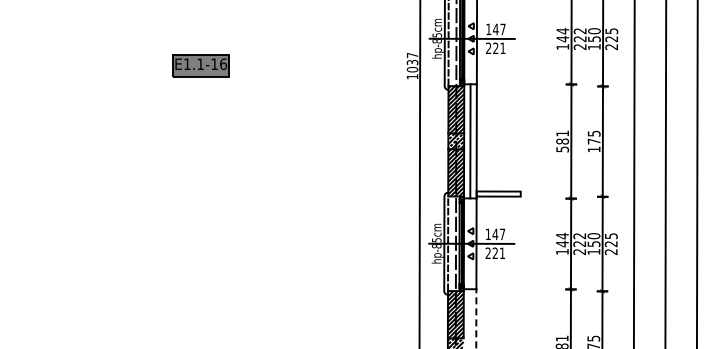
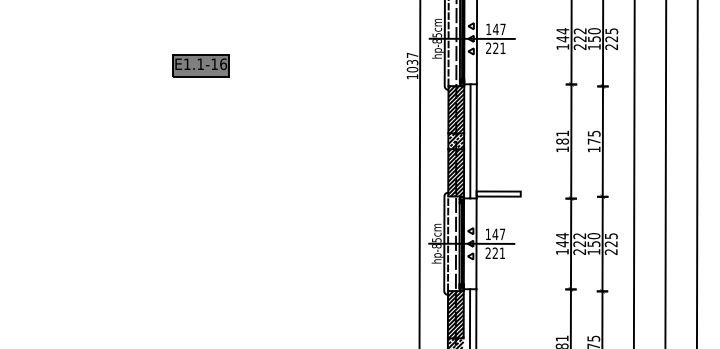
text: 581 -> 181 (562, 149)
line: none -> present (469, 317)
line: dashed -> solid (476, 319)
